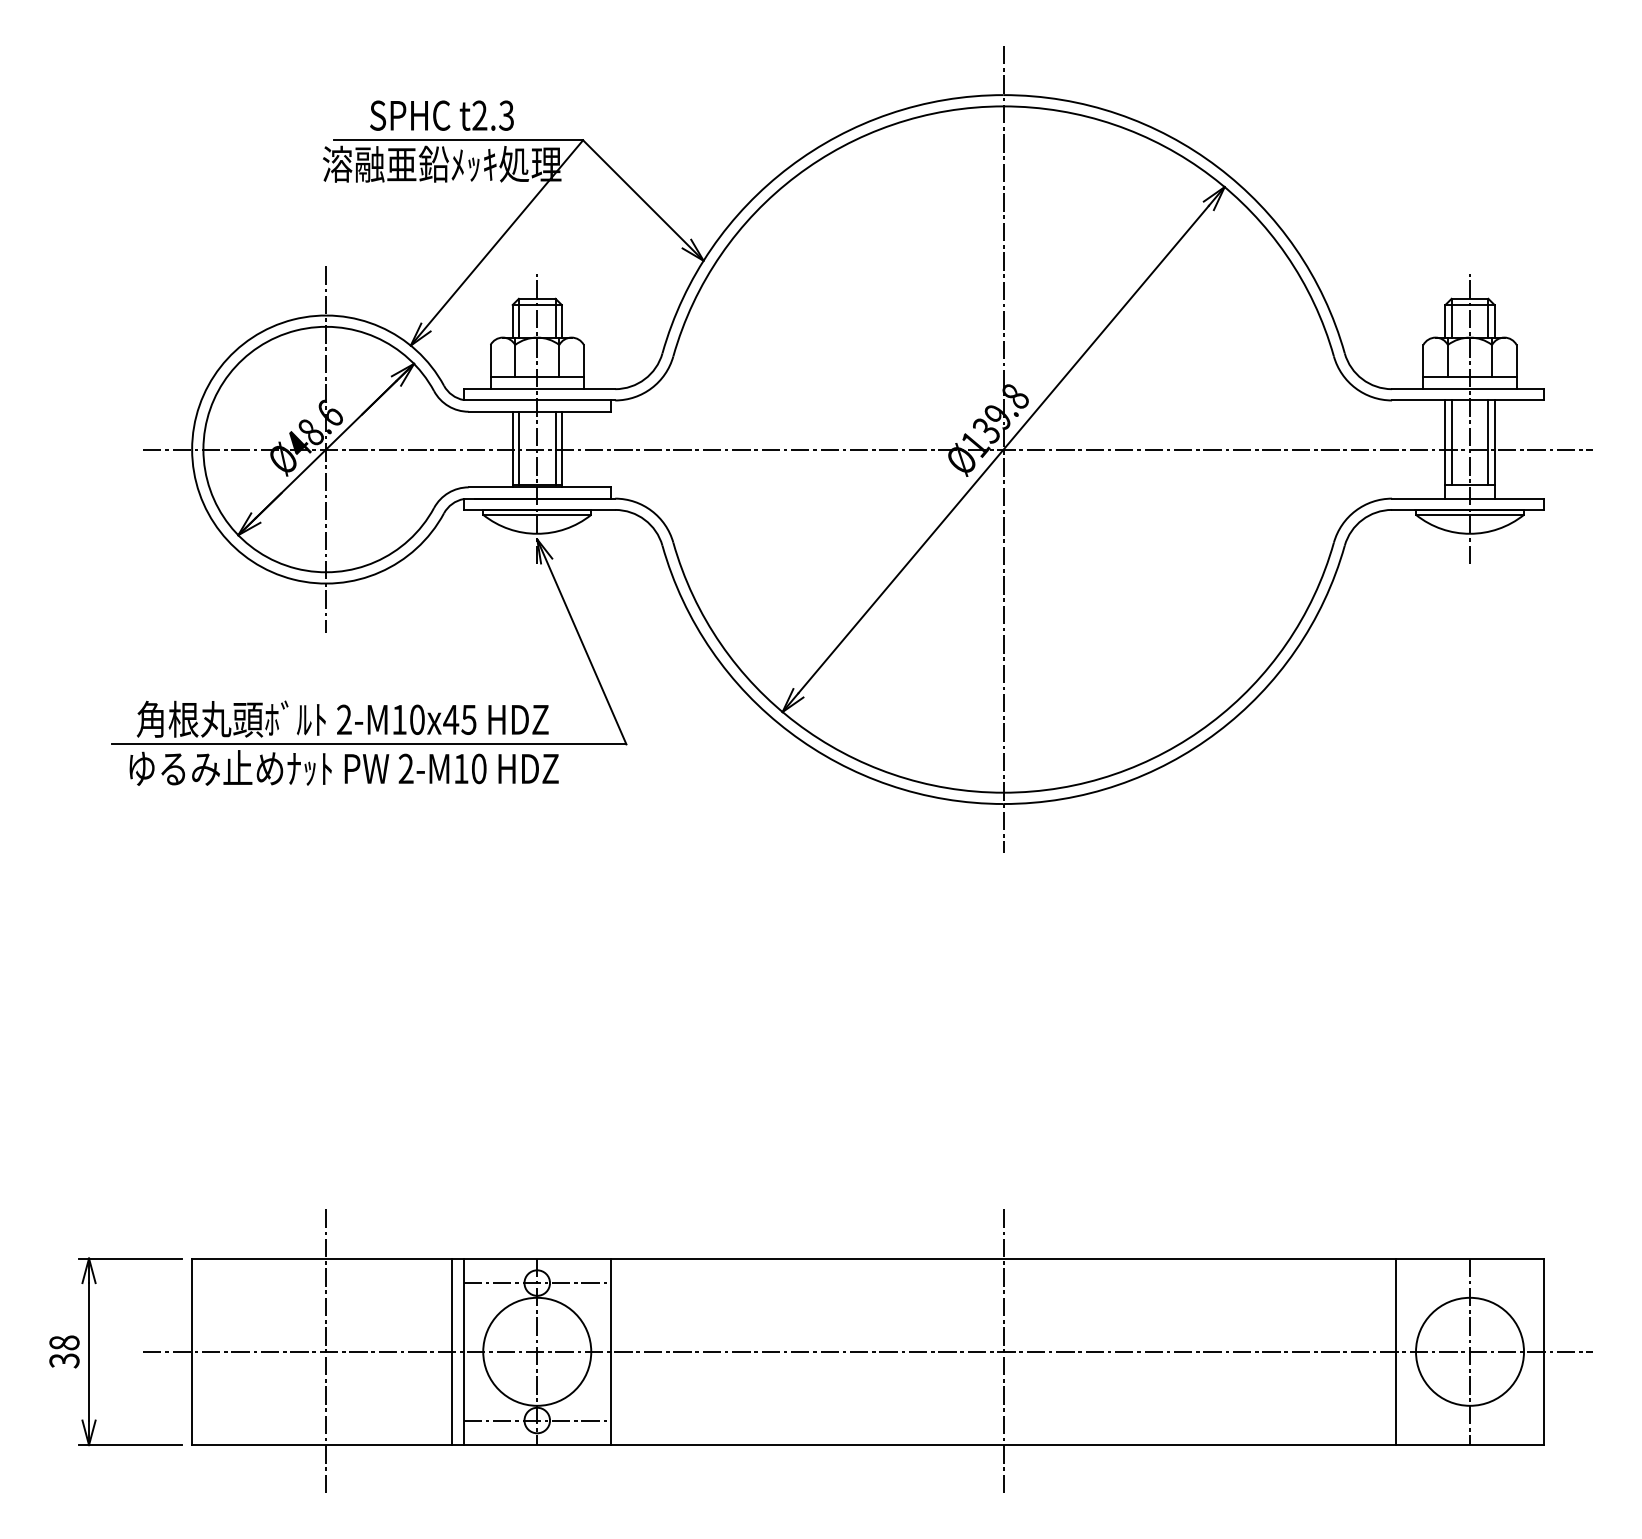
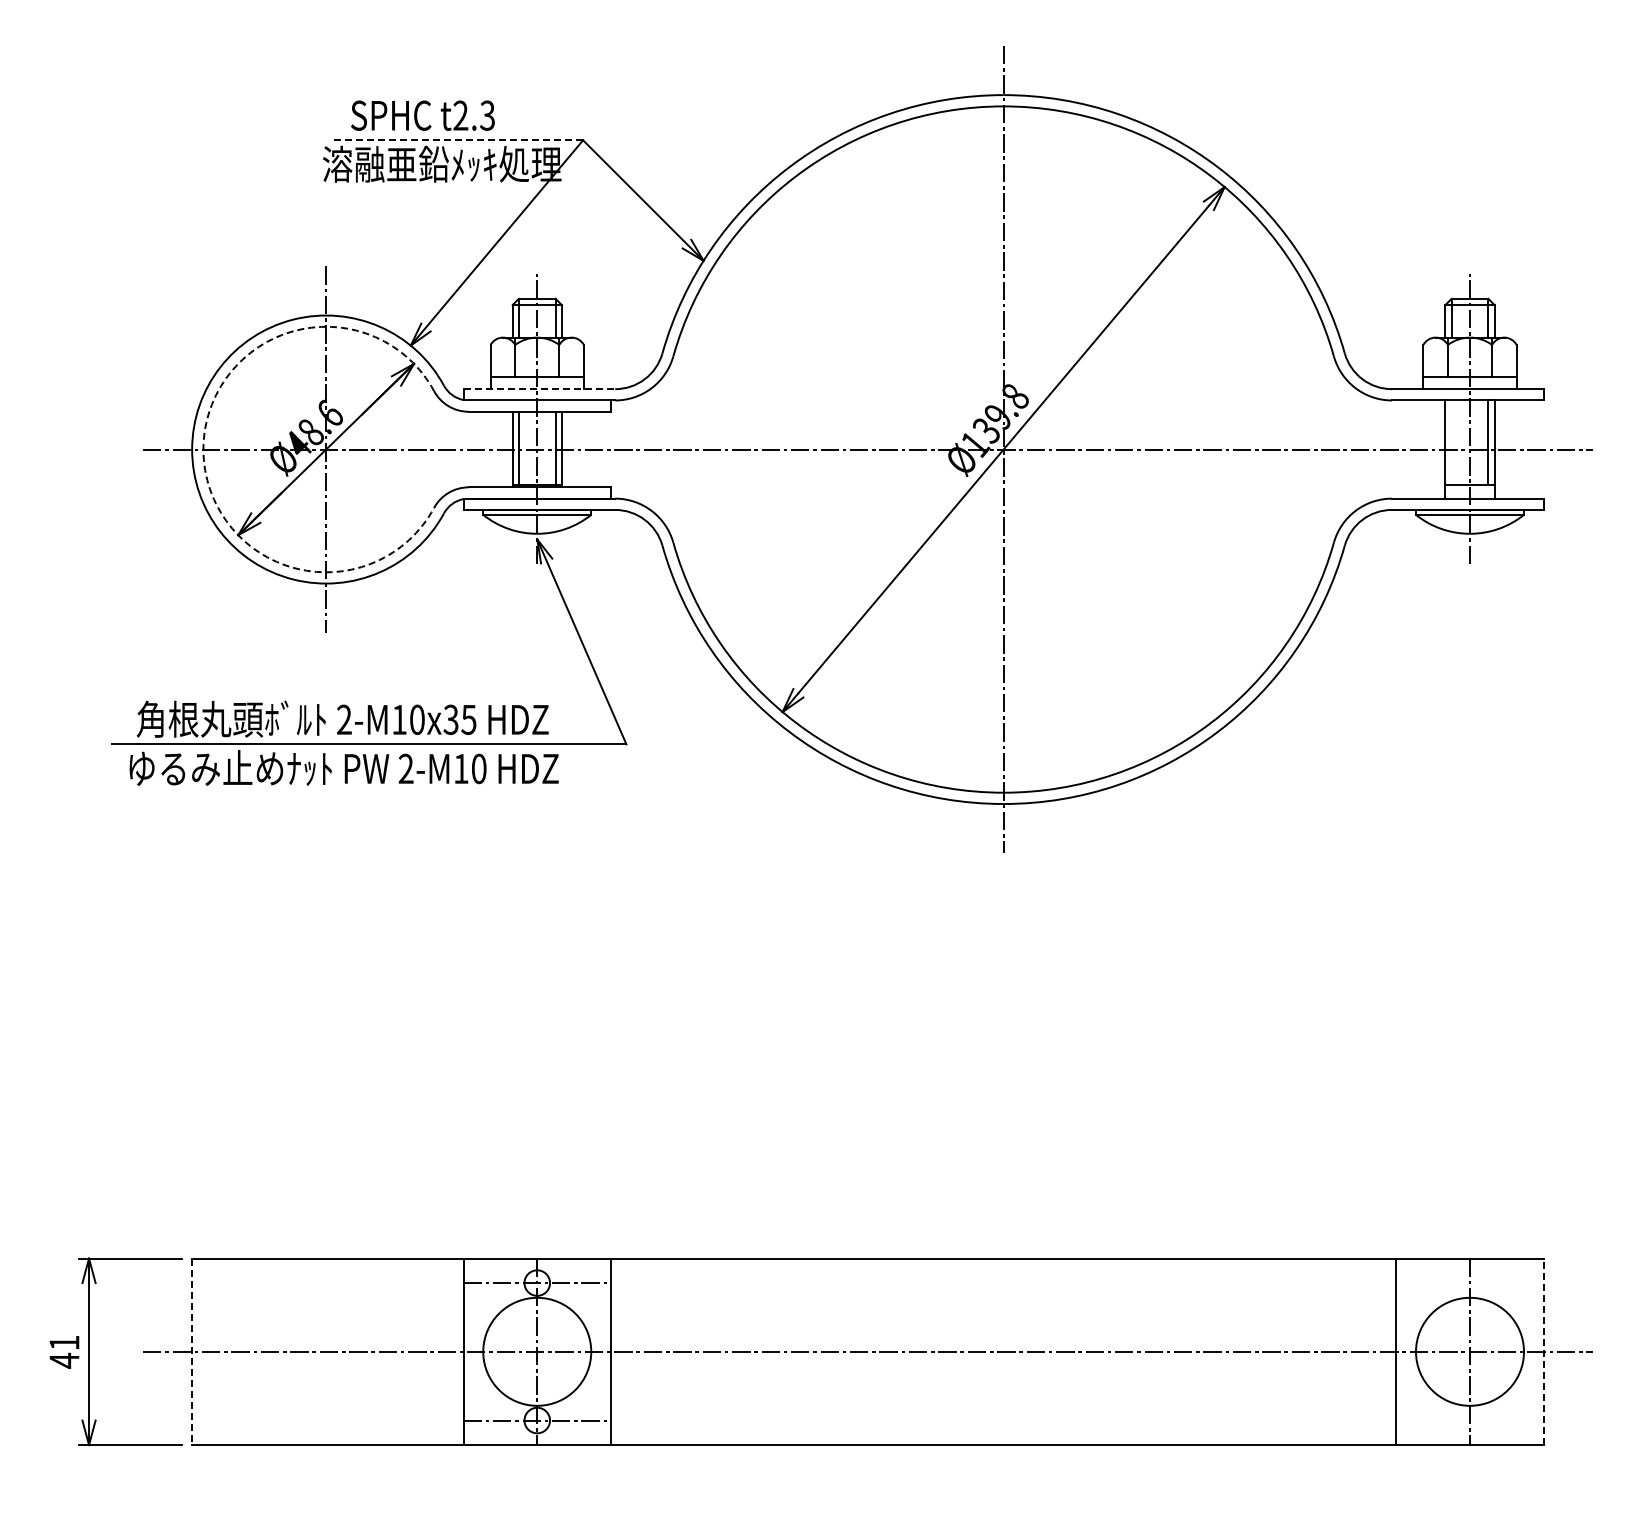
text position: (441, 115) -> (422, 115) (422, 115)
line: solid -> dashed (458, 140)
line: solid -> dashed (539, 389)
line: present -> none (1451, 442)
arc: solid -> dashed (203, 449)
text: 2-M10x45 -> 2-M10x35 (451, 719)
text: 38 -> 41 (64, 1351)
line: present -> none (326, 1351)
line: present -> none (452, 1351)
line: present -> none (1003, 1351)
line: solid -> dashed (1543, 1351)
line: solid -> dashed (192, 1352)
